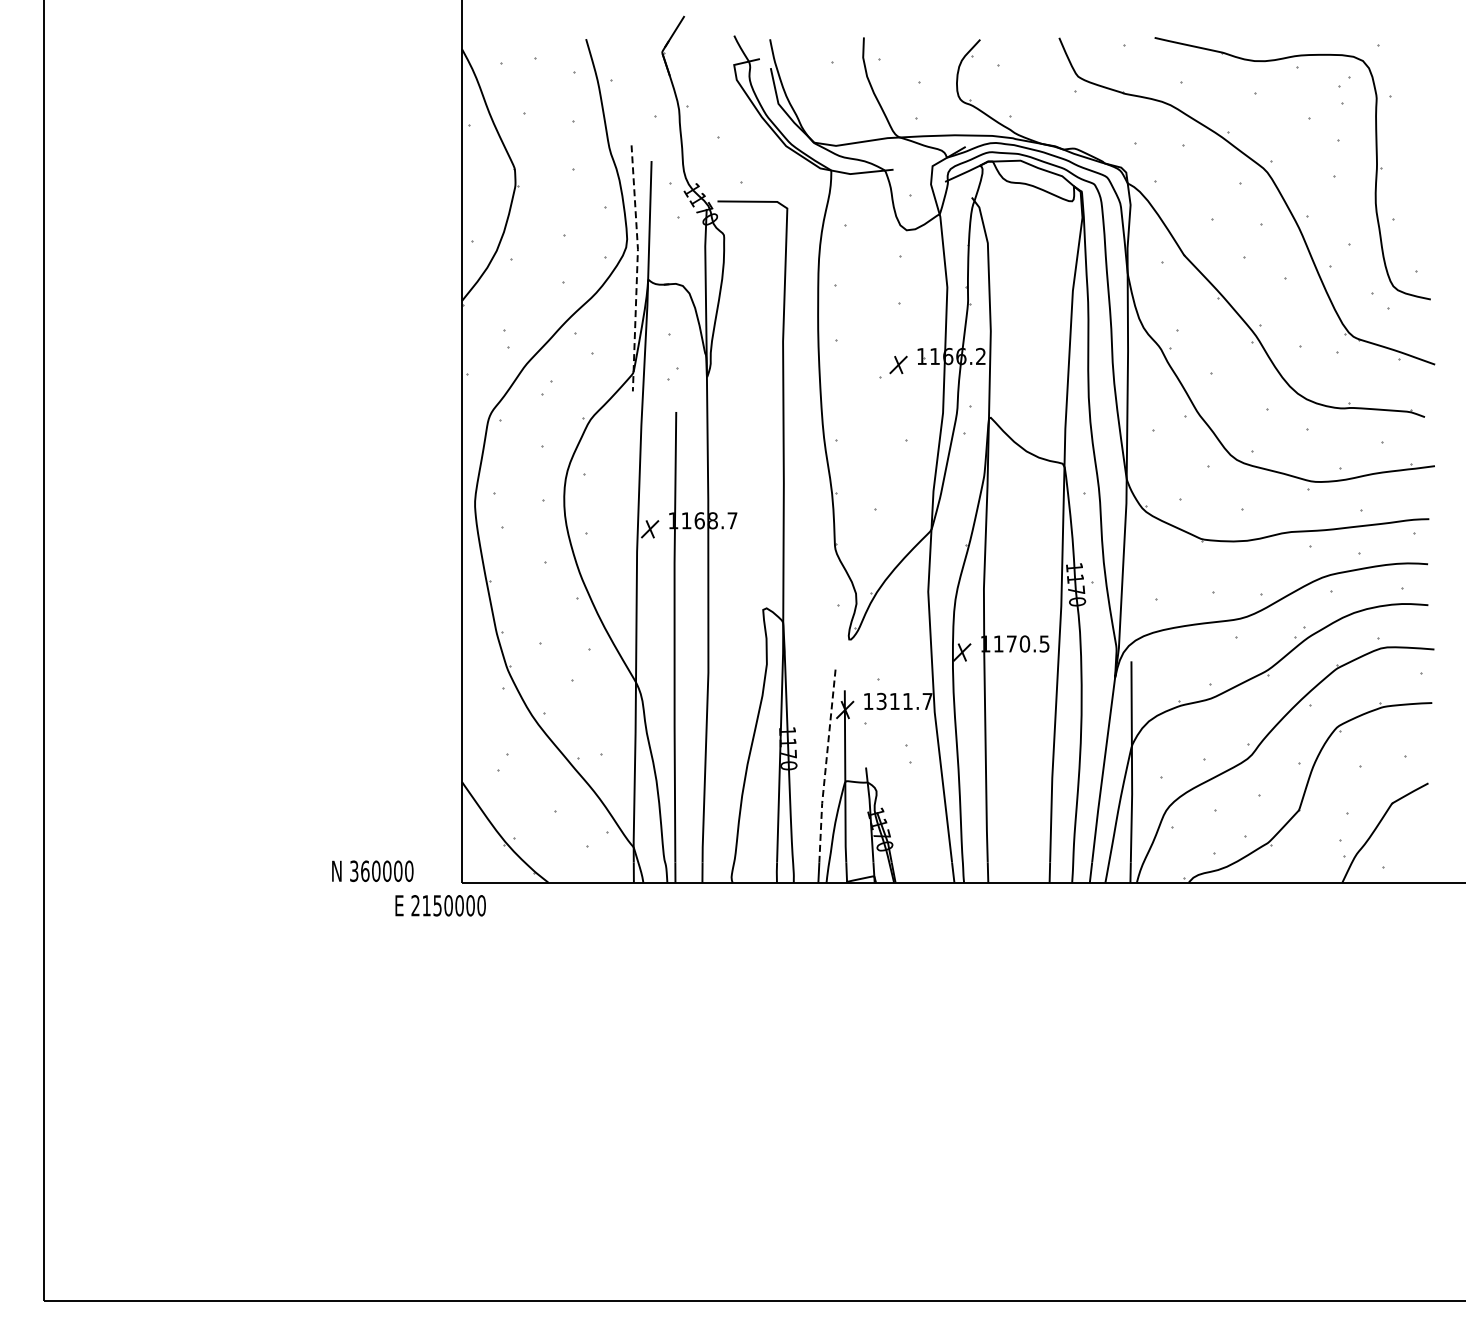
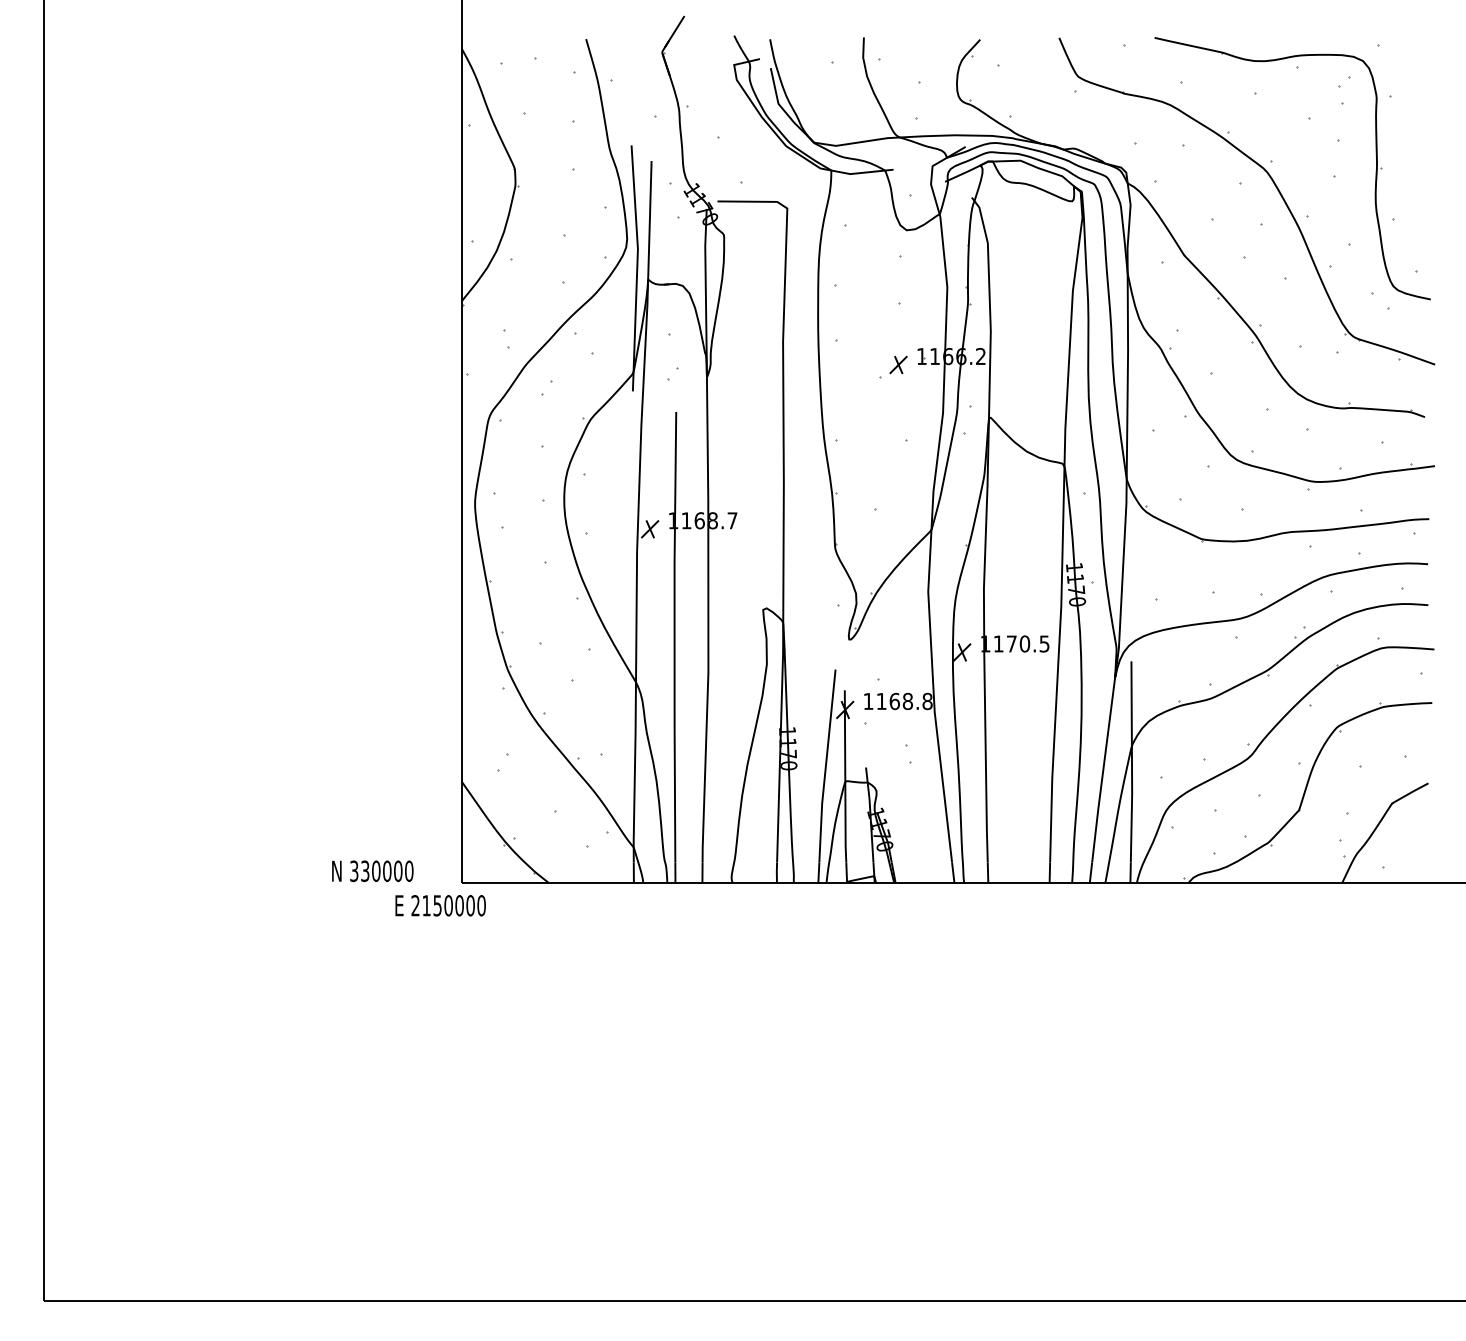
line: dashed -> solid (637, 268)
text: 1311.7 -> 1168.8 (904, 701)
line: dashed -> solid (825, 766)
text: 360000 -> 330000 (365, 871)
